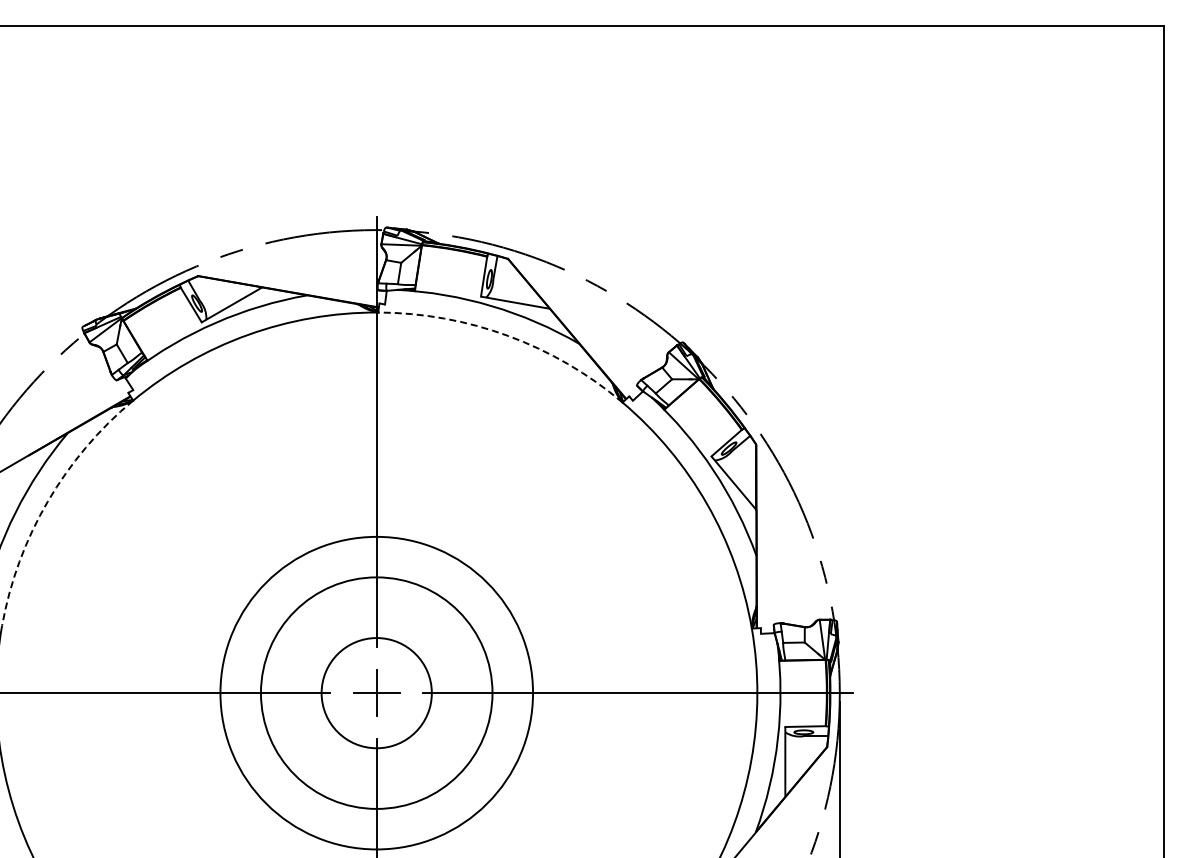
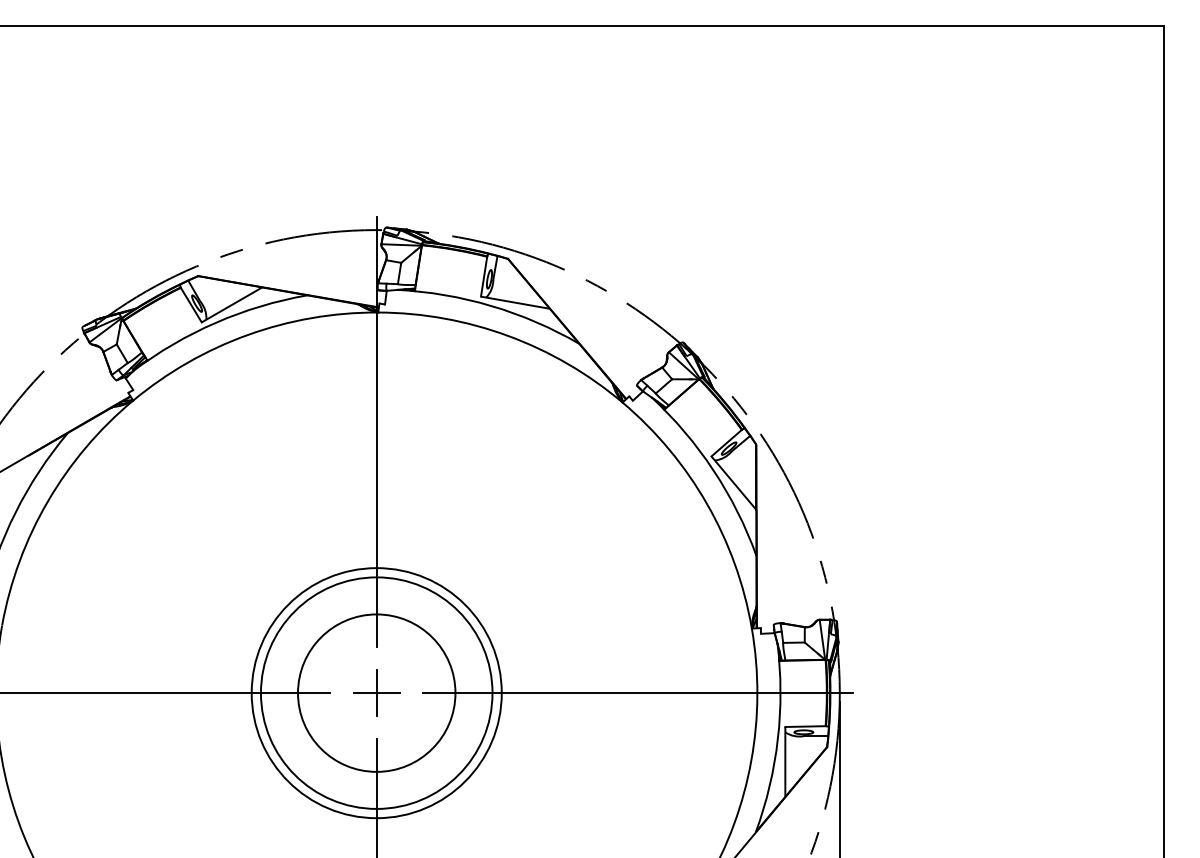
arc: dashed -> solid (508, 335)
arc: dashed -> solid (47, 501)
circle diameter: 313 px -> 250 px (376, 693)
circle diameter: 110 px -> 157 px (376, 692)
